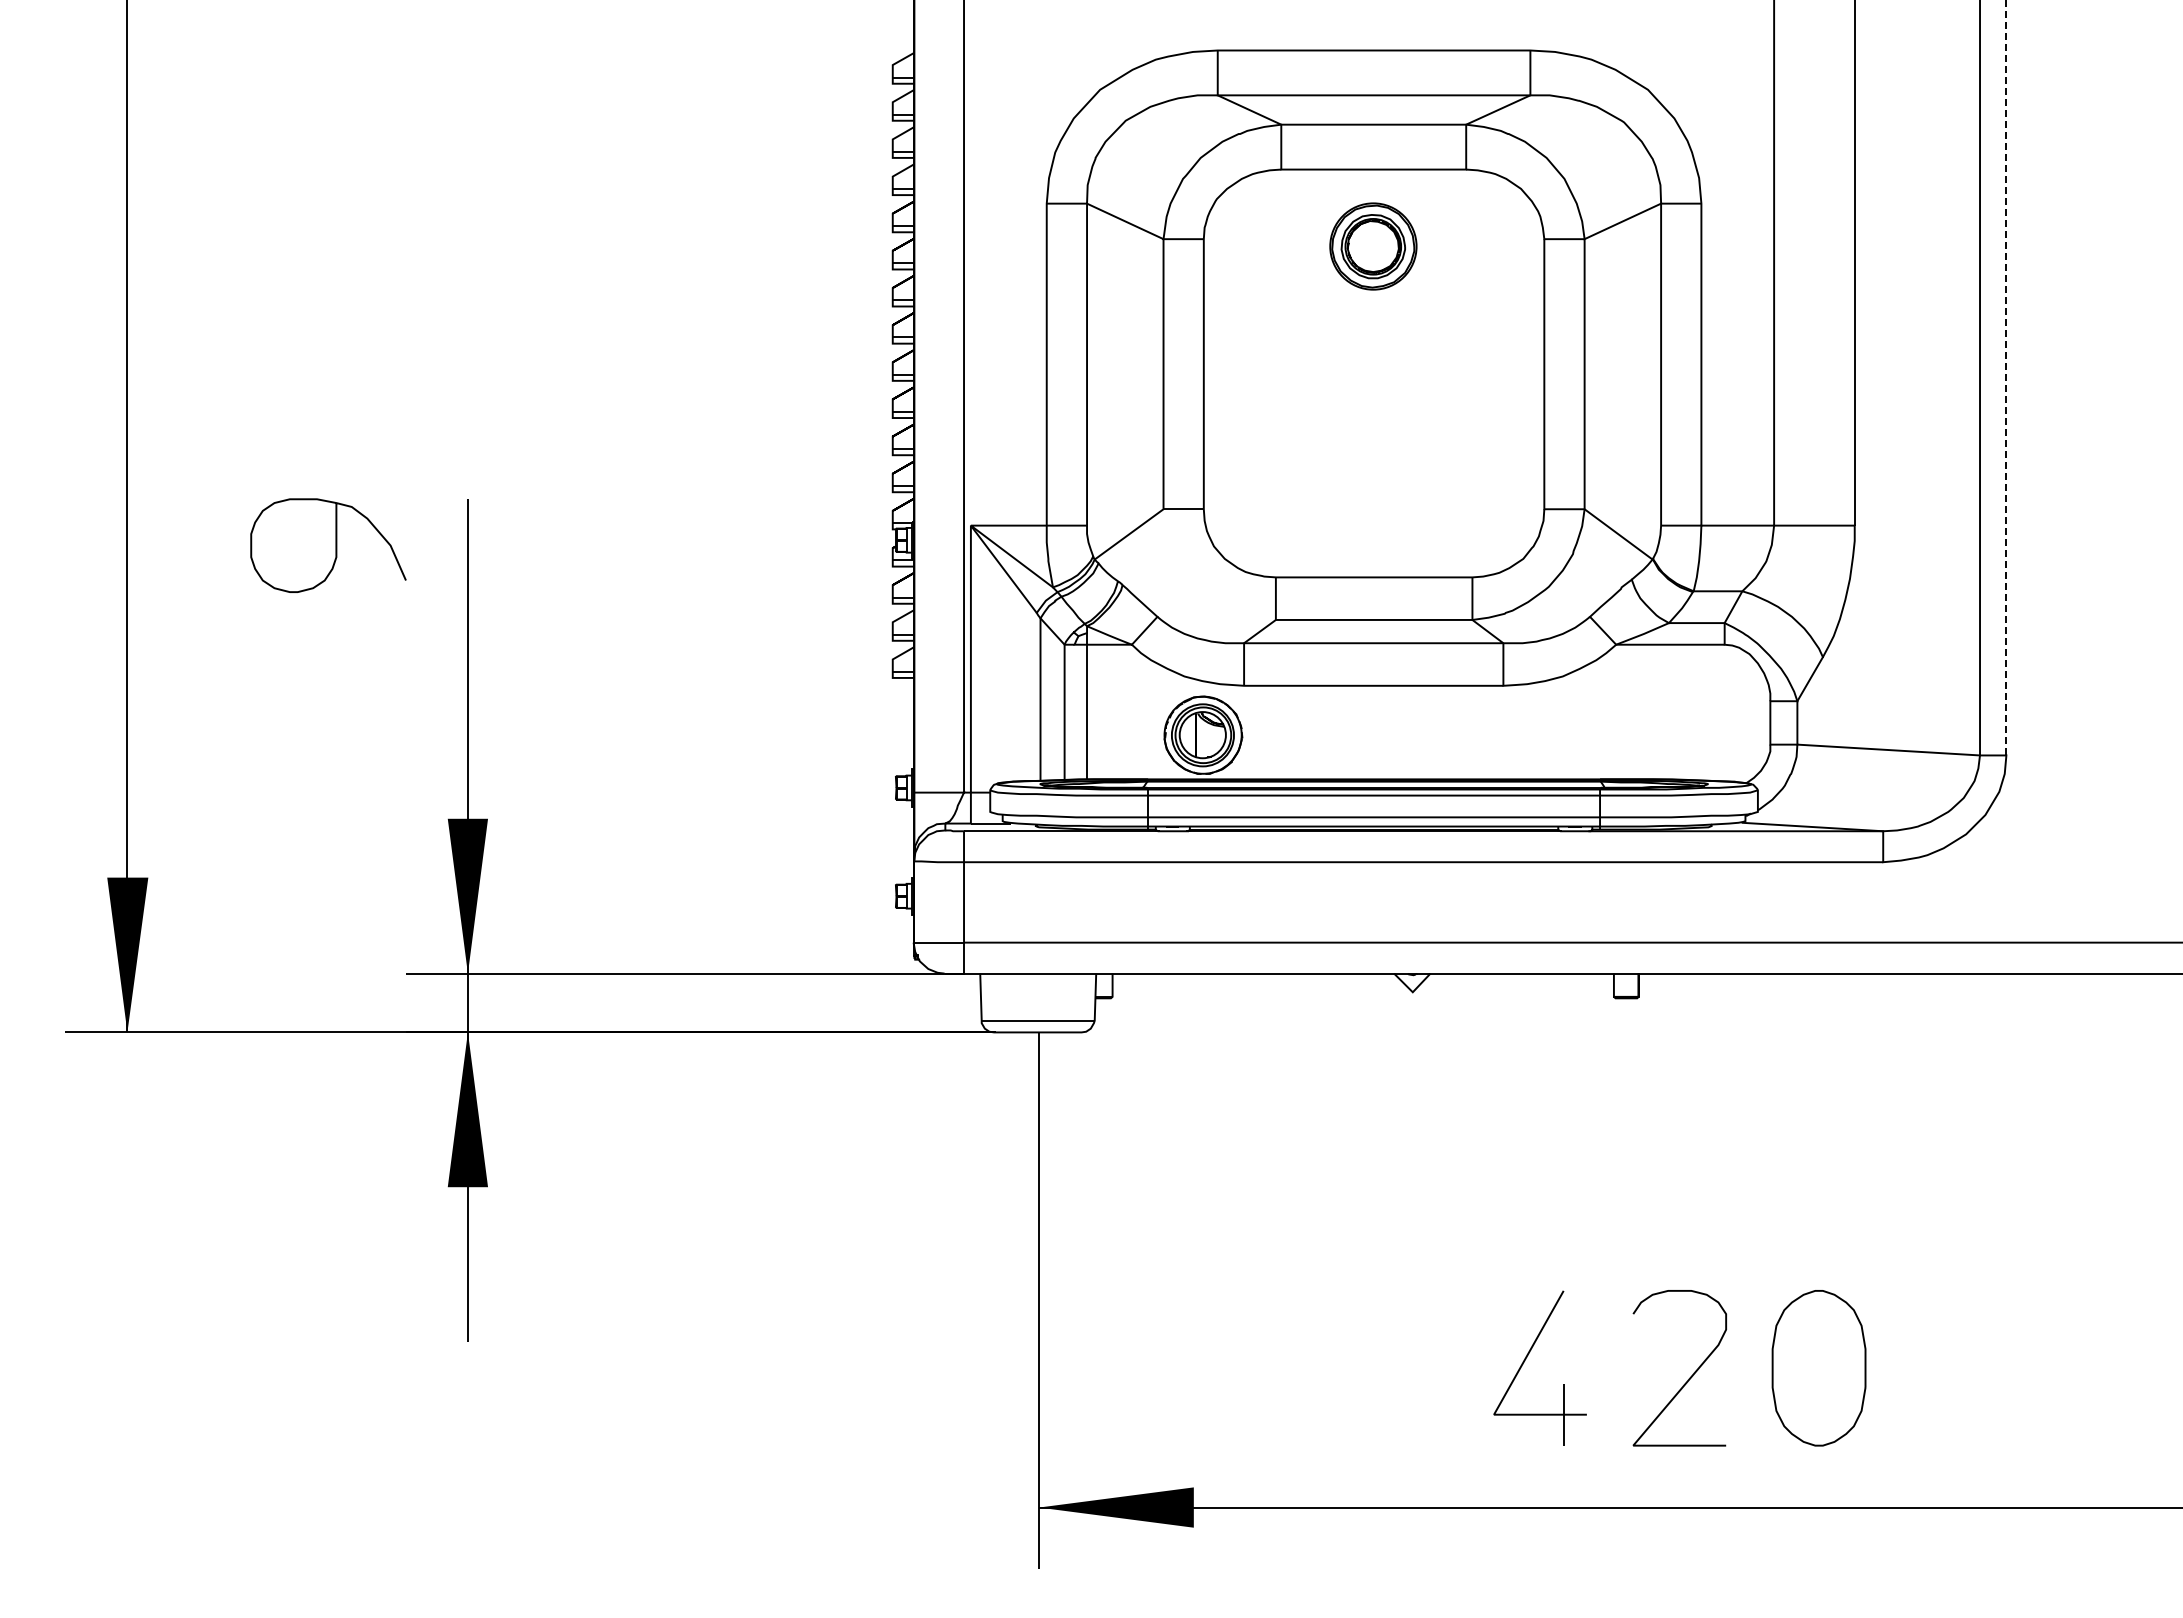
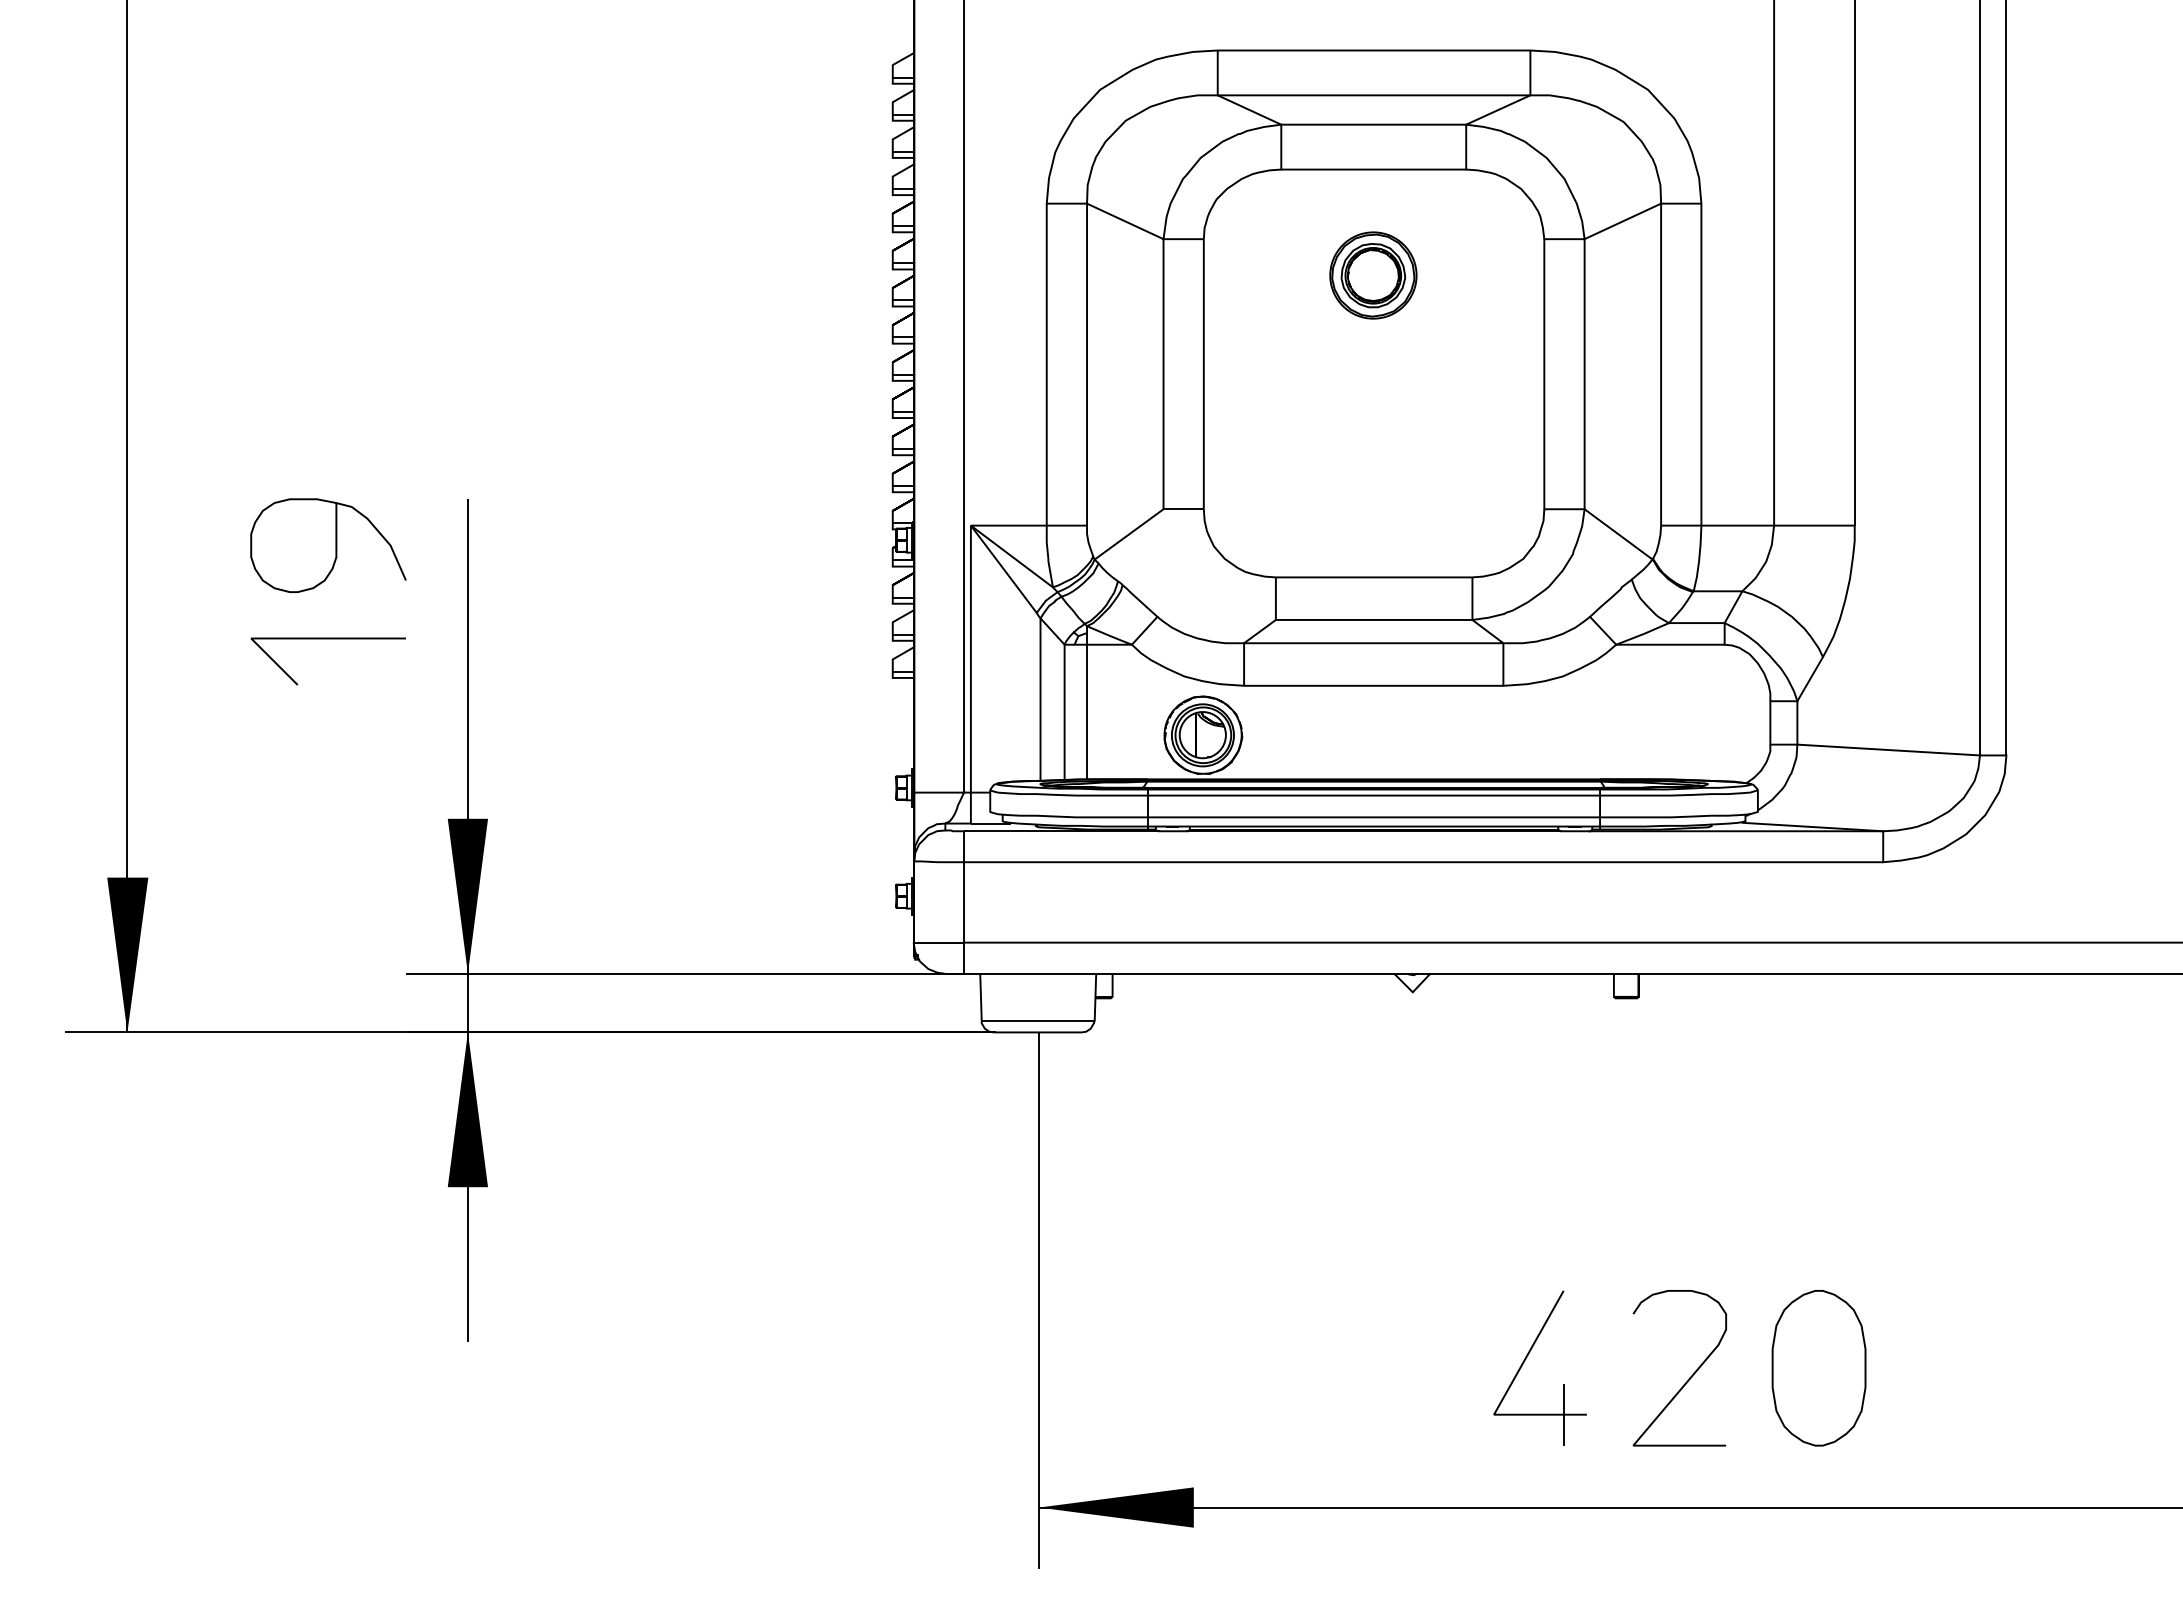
part position: (1373, 246) -> (1373, 275) (1373, 275)
line: dashed -> solid (2006, 377)
line: none -> present (327, 639)
